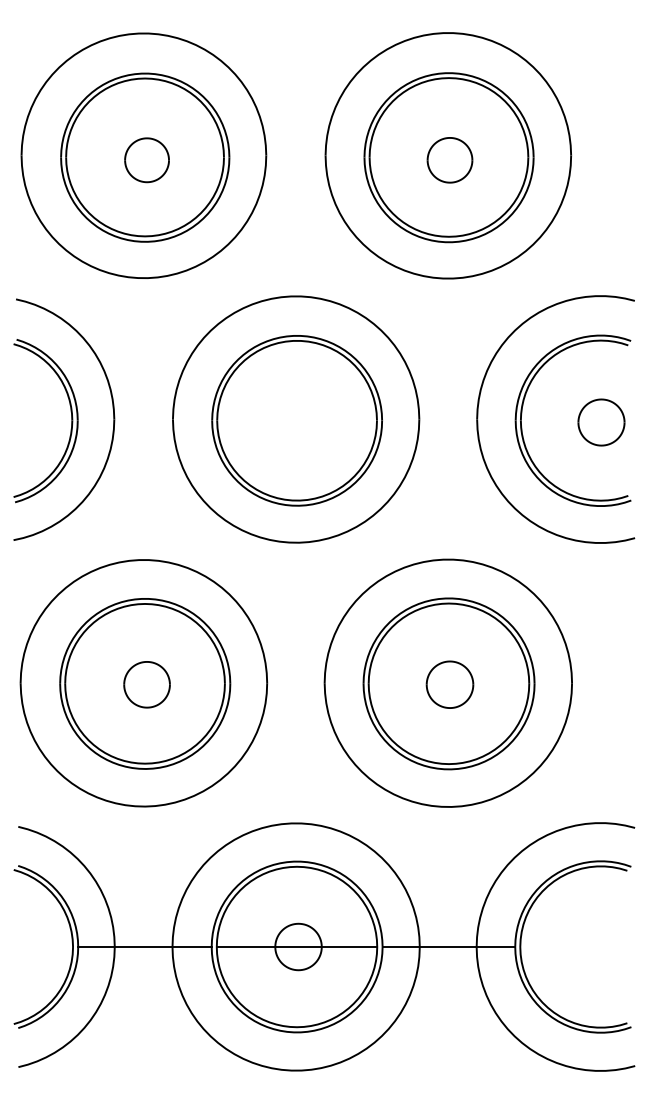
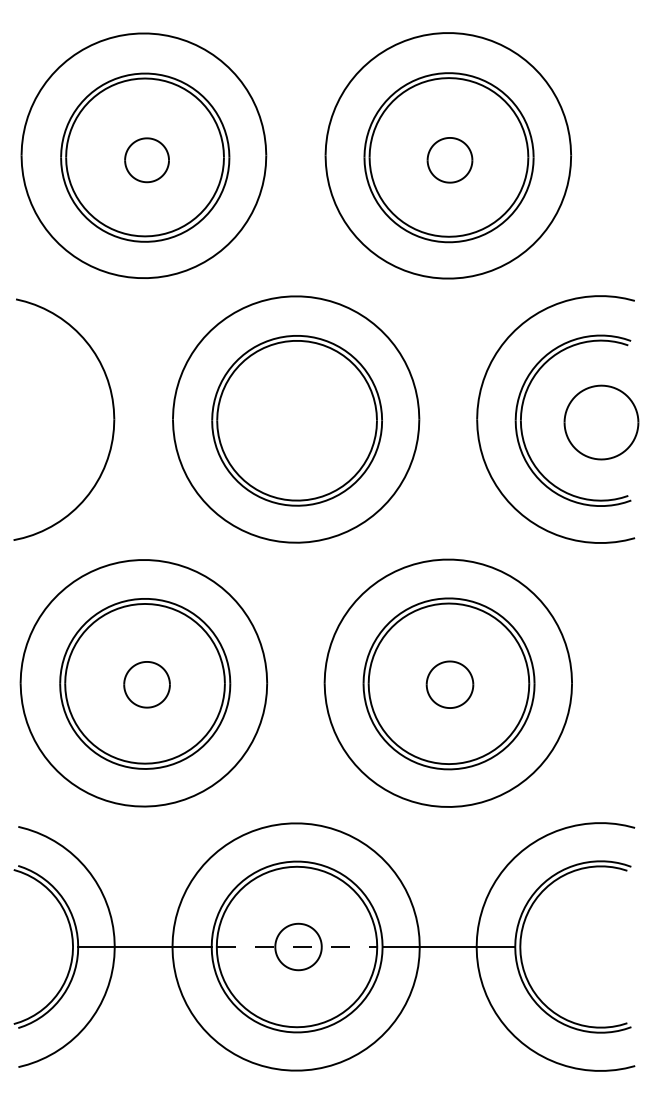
part: present -> none (71, 421)
part size: 49x49 px -> 77x77 px (601, 422)
line: solid -> dashed (297, 947)
